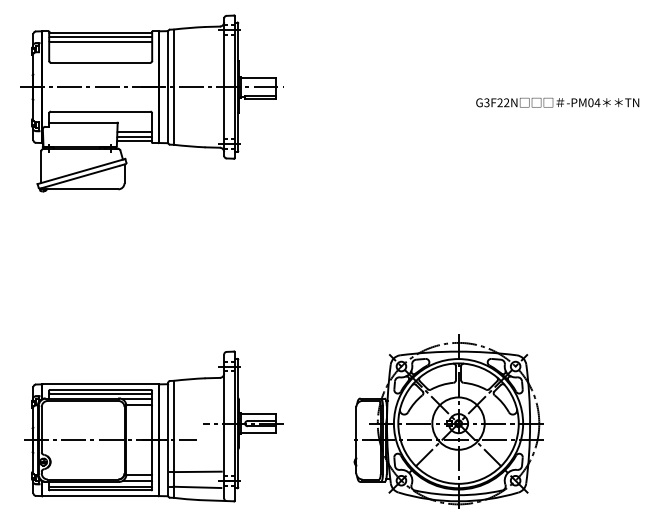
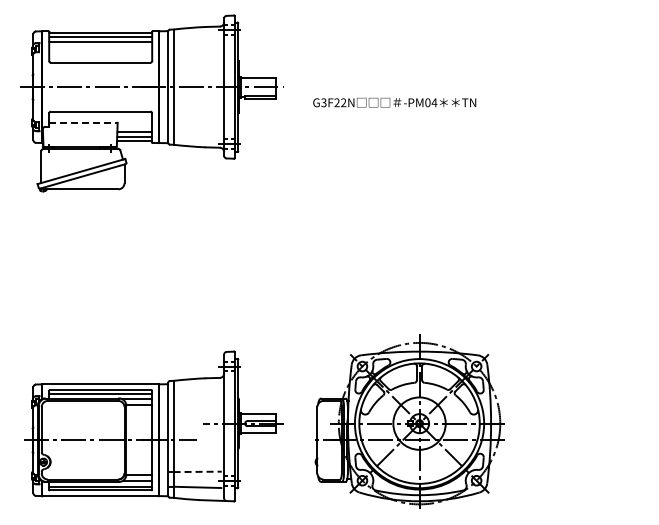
text position: (557, 102) -> (394, 102) (394, 102)
line: solid -> dashed (83, 122)
part position: (448, 421) -> (409, 421) (409, 421)
line: solid -> dashed (198, 471)
